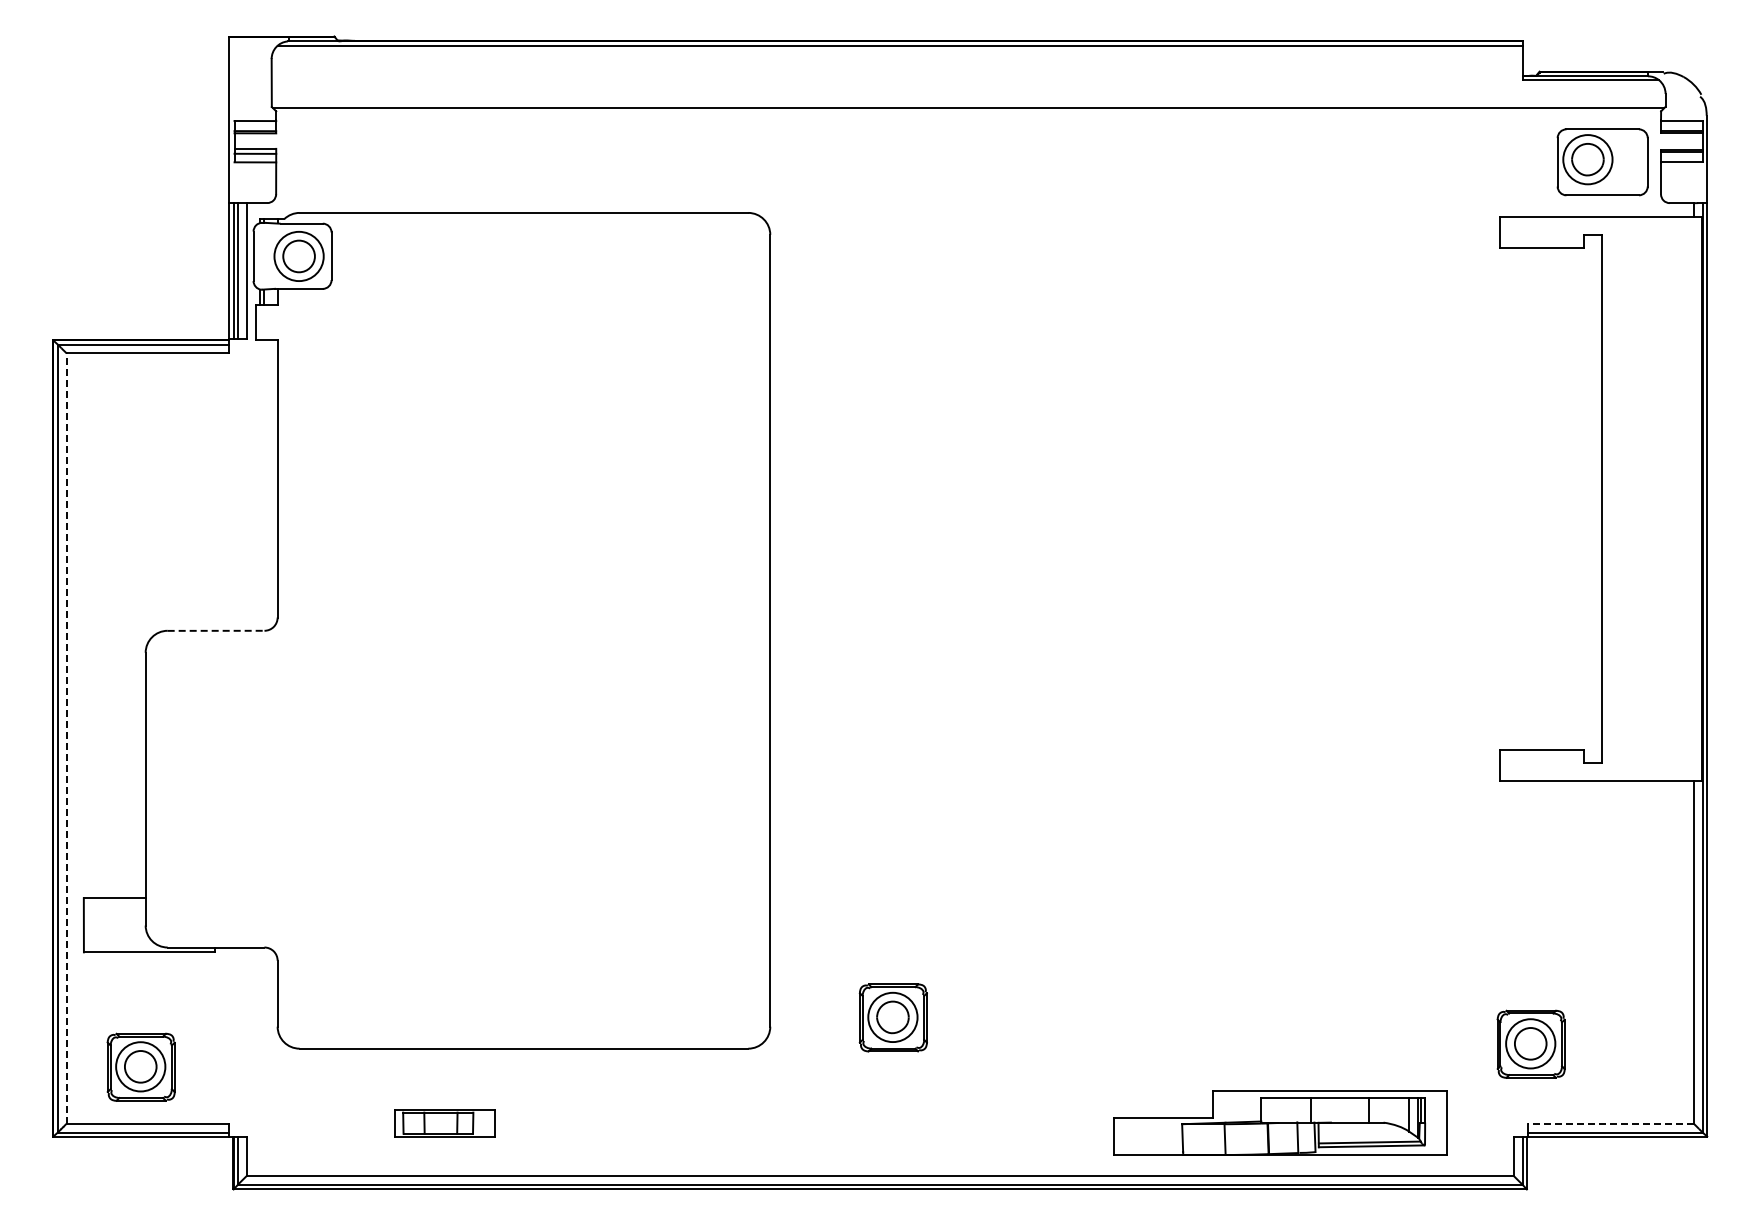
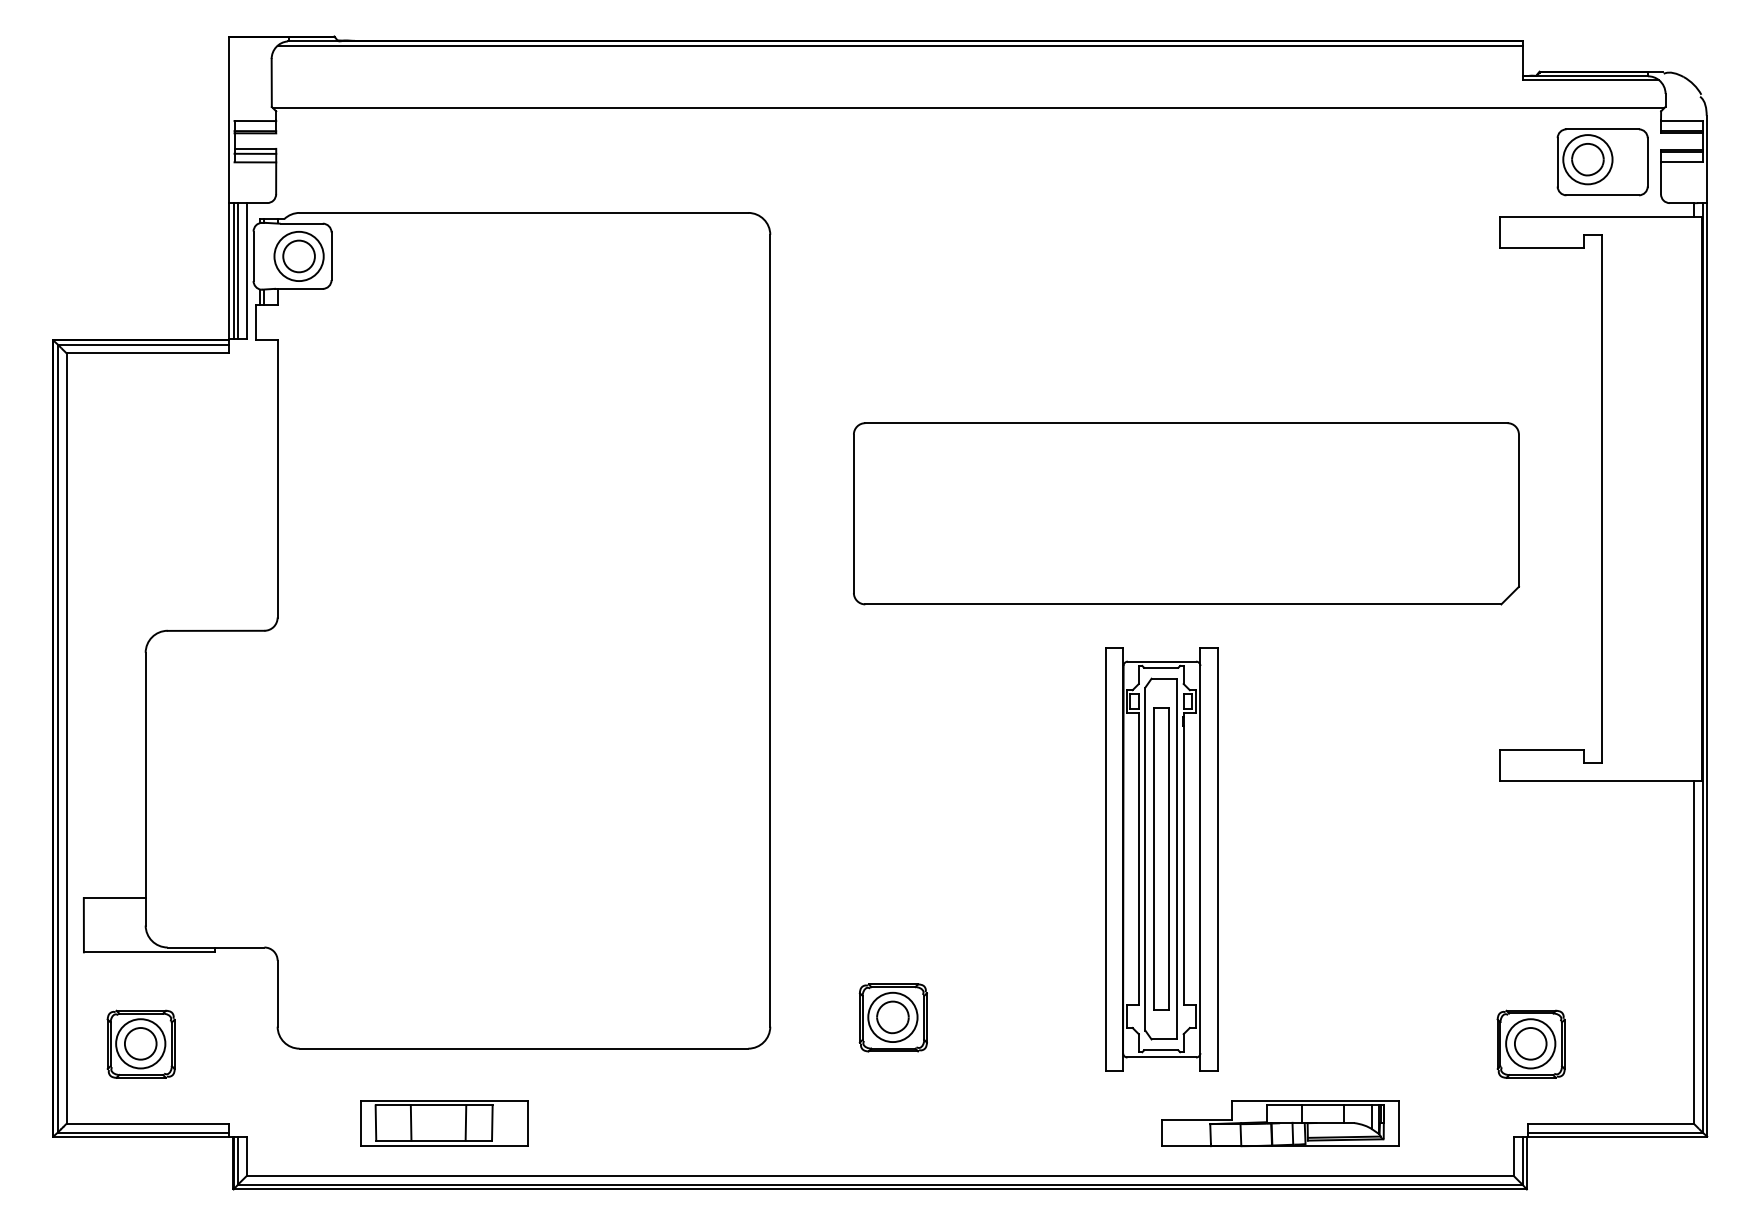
part: none -> present (1186, 513)
line: dashed -> solid (216, 630)
line: dashed -> solid (66, 738)
part: none -> present (1161, 859)
part position: (140, 1066) -> (140, 1043) (140, 1043)
part size: 335x66 px -> 239x48 px (1280, 1123)
part size: 102x29 px -> 169x47 px (444, 1123)
line: dashed -> solid (1610, 1123)
